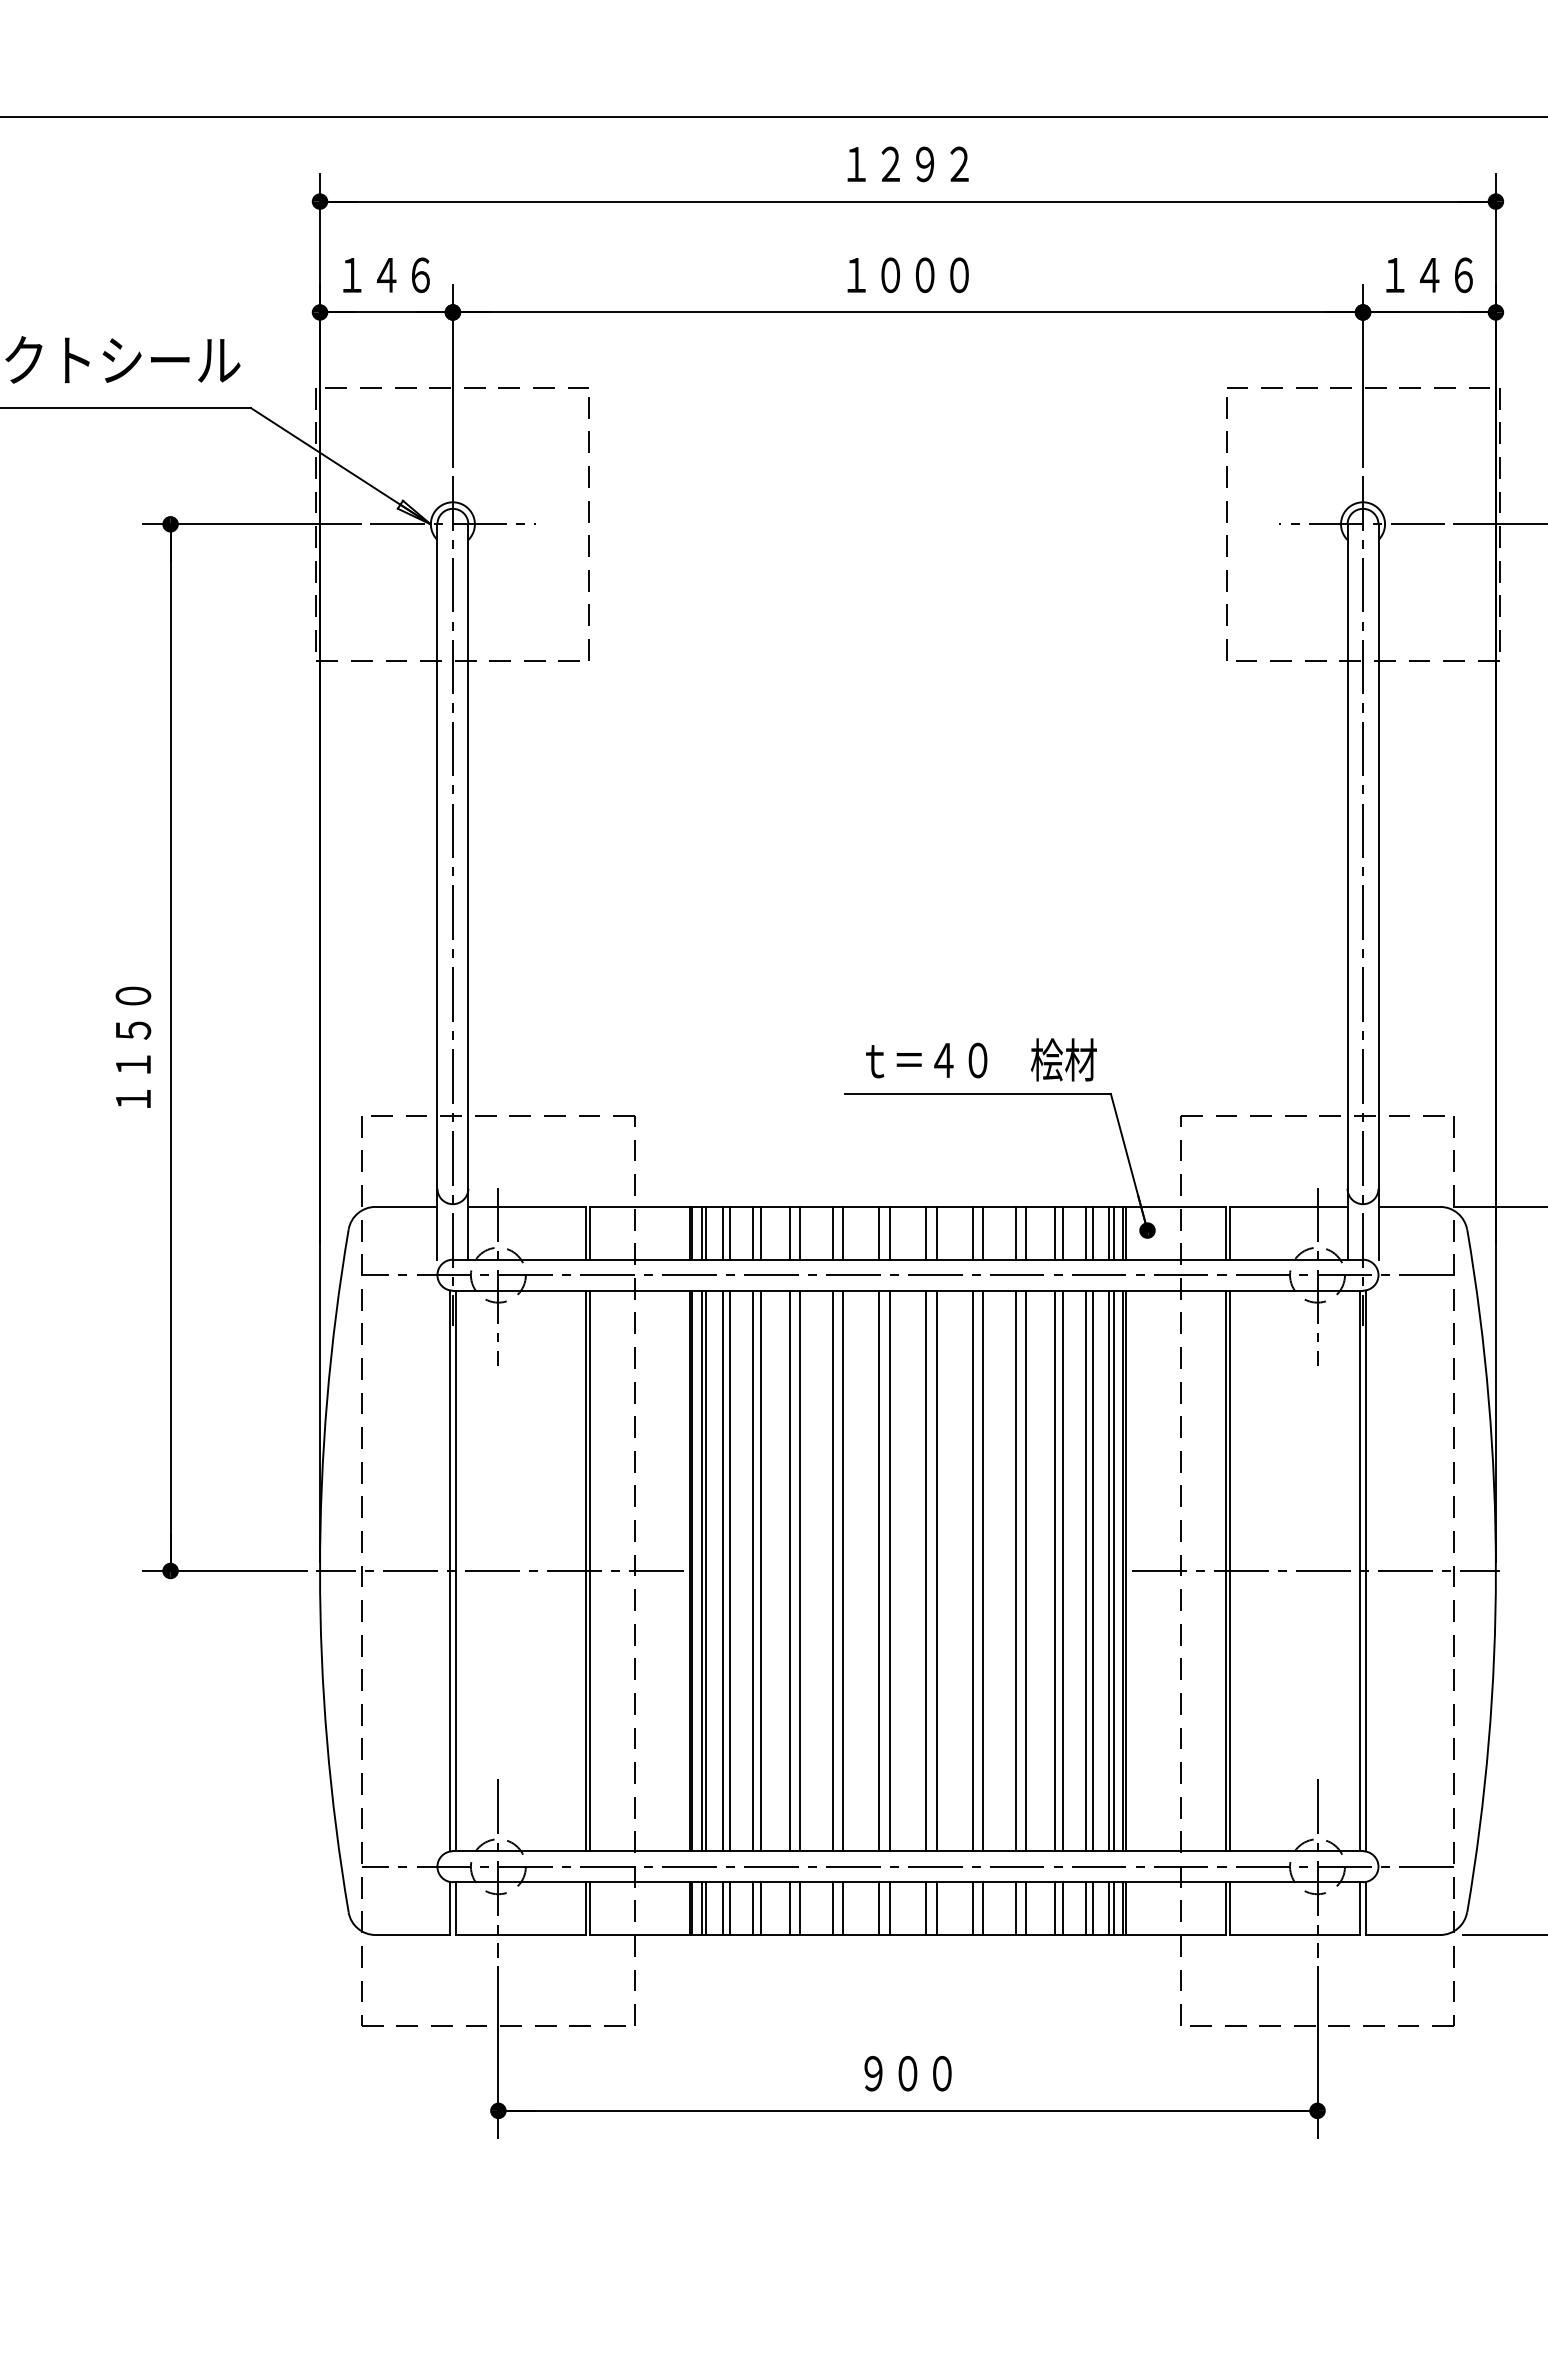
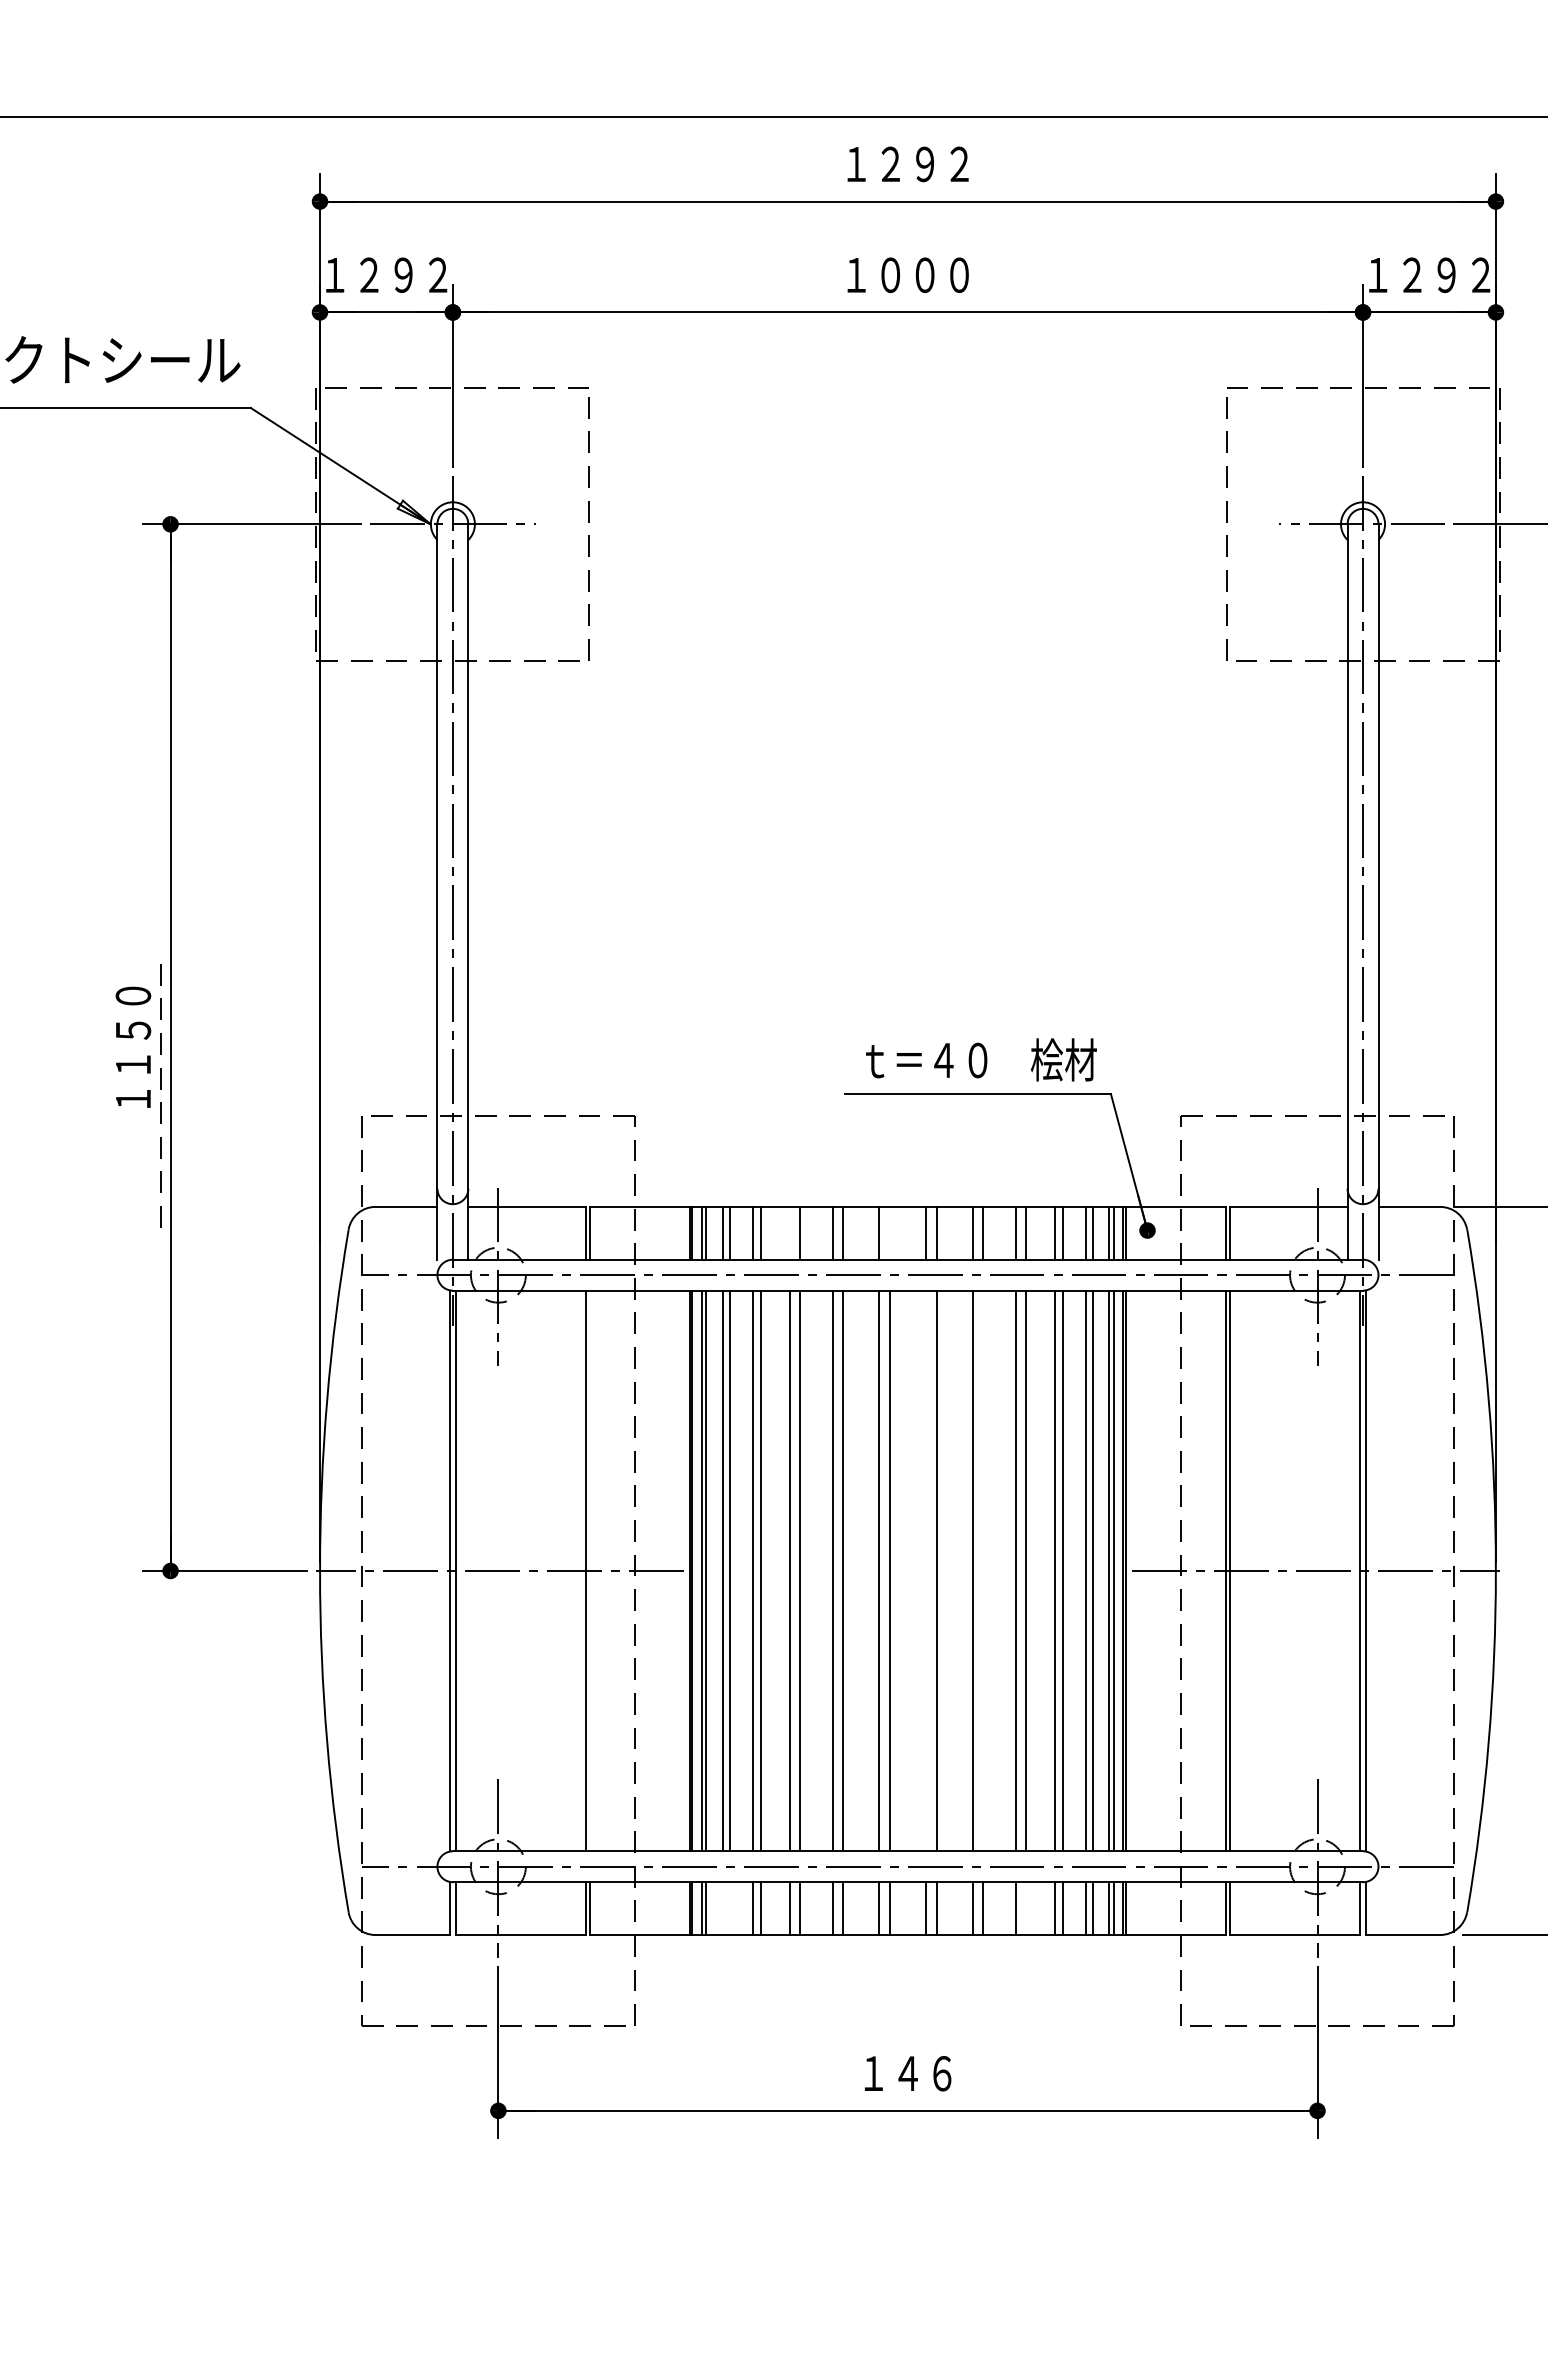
text: １４６ -> １２９２ (386, 275)
text: １４６ -> １２９２ (1429, 275)
line: none -> present (160, 1089)
line: present -> none (790, 1232)
line: present -> none (889, 1232)
line: present -> none (590, 1570)
line: present -> none (926, 1570)
line: present -> none (983, 1570)
line: present -> none (723, 1908)
line: present -> none (729, 1908)
line: present -> none (1025, 1908)
text: ９００ -> １４６ (907, 2073)
